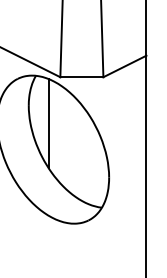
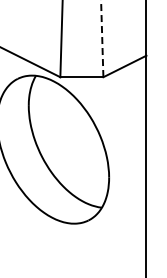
line: solid -> dashed (102, 39)
line: present -> none (48, 123)
